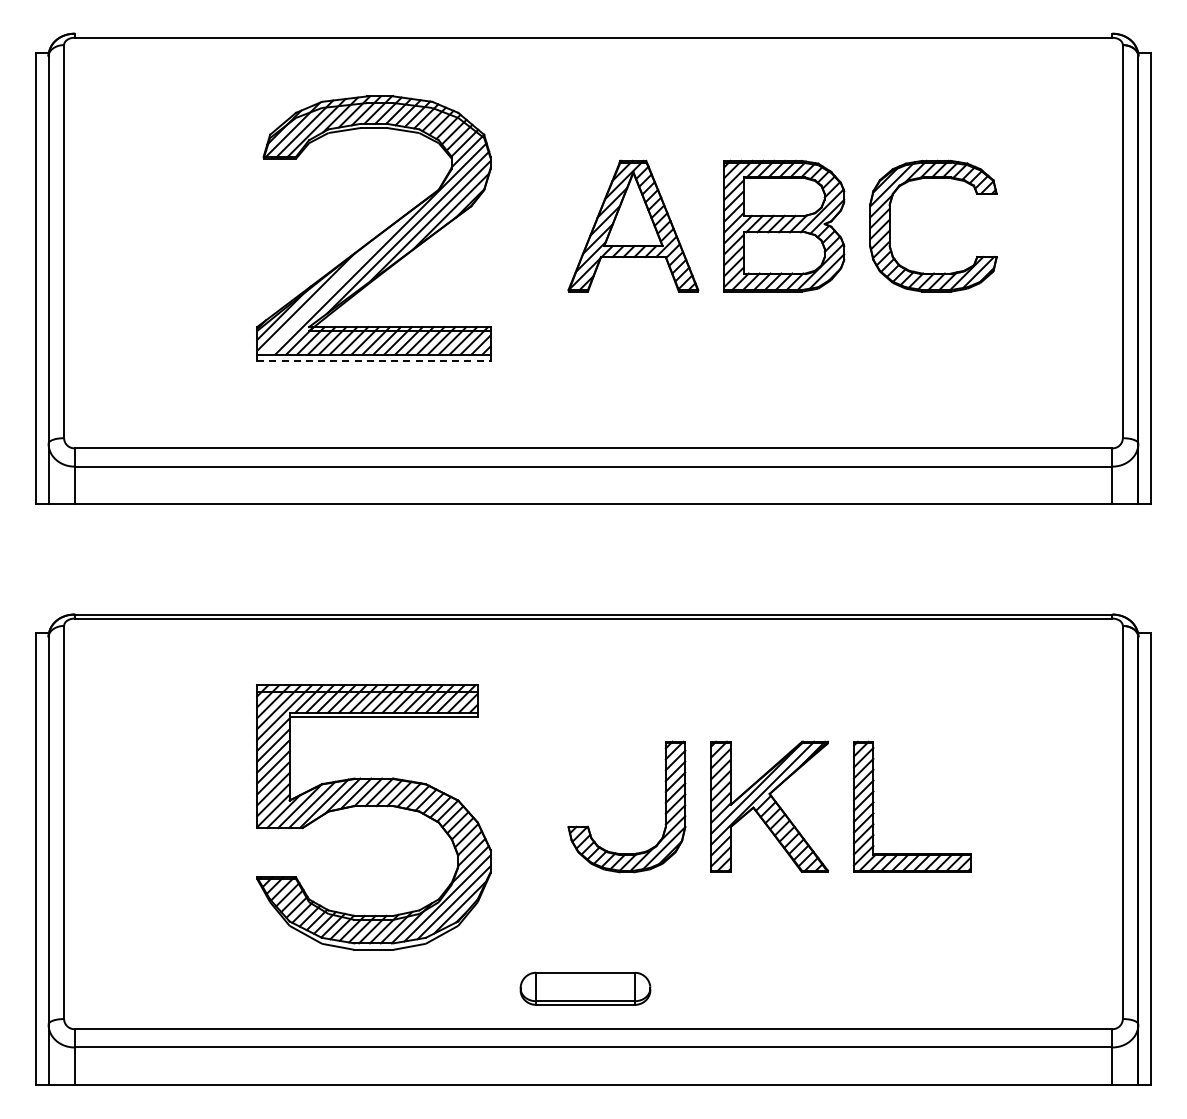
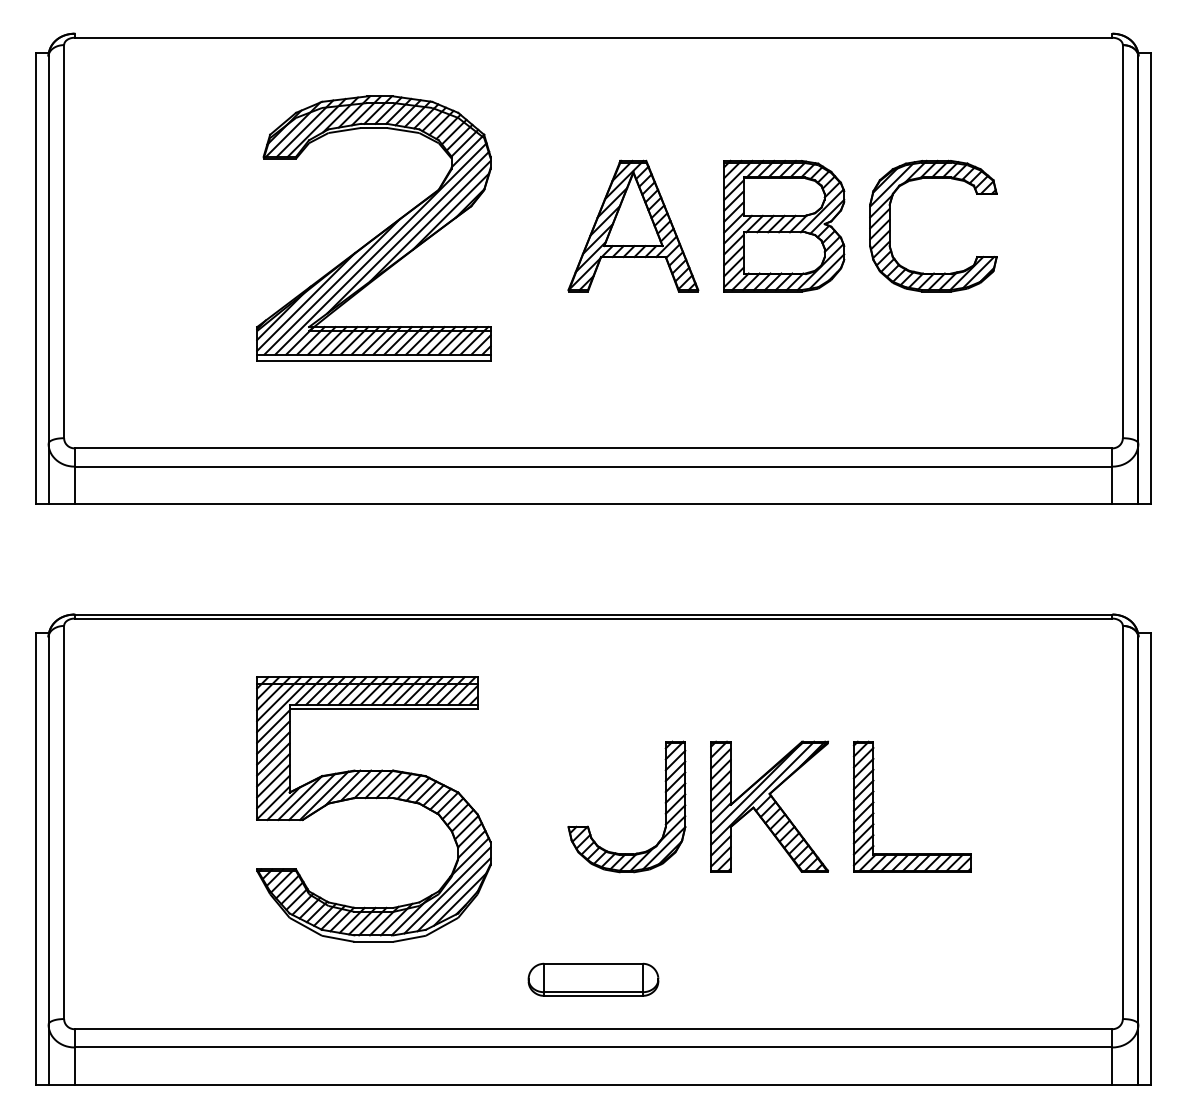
line: none -> present (331, 286)
line: dashed -> solid (373, 361)
part position: (376, 807) -> (376, 799) (376, 799)
part position: (585, 988) -> (593, 979) (593, 979)
